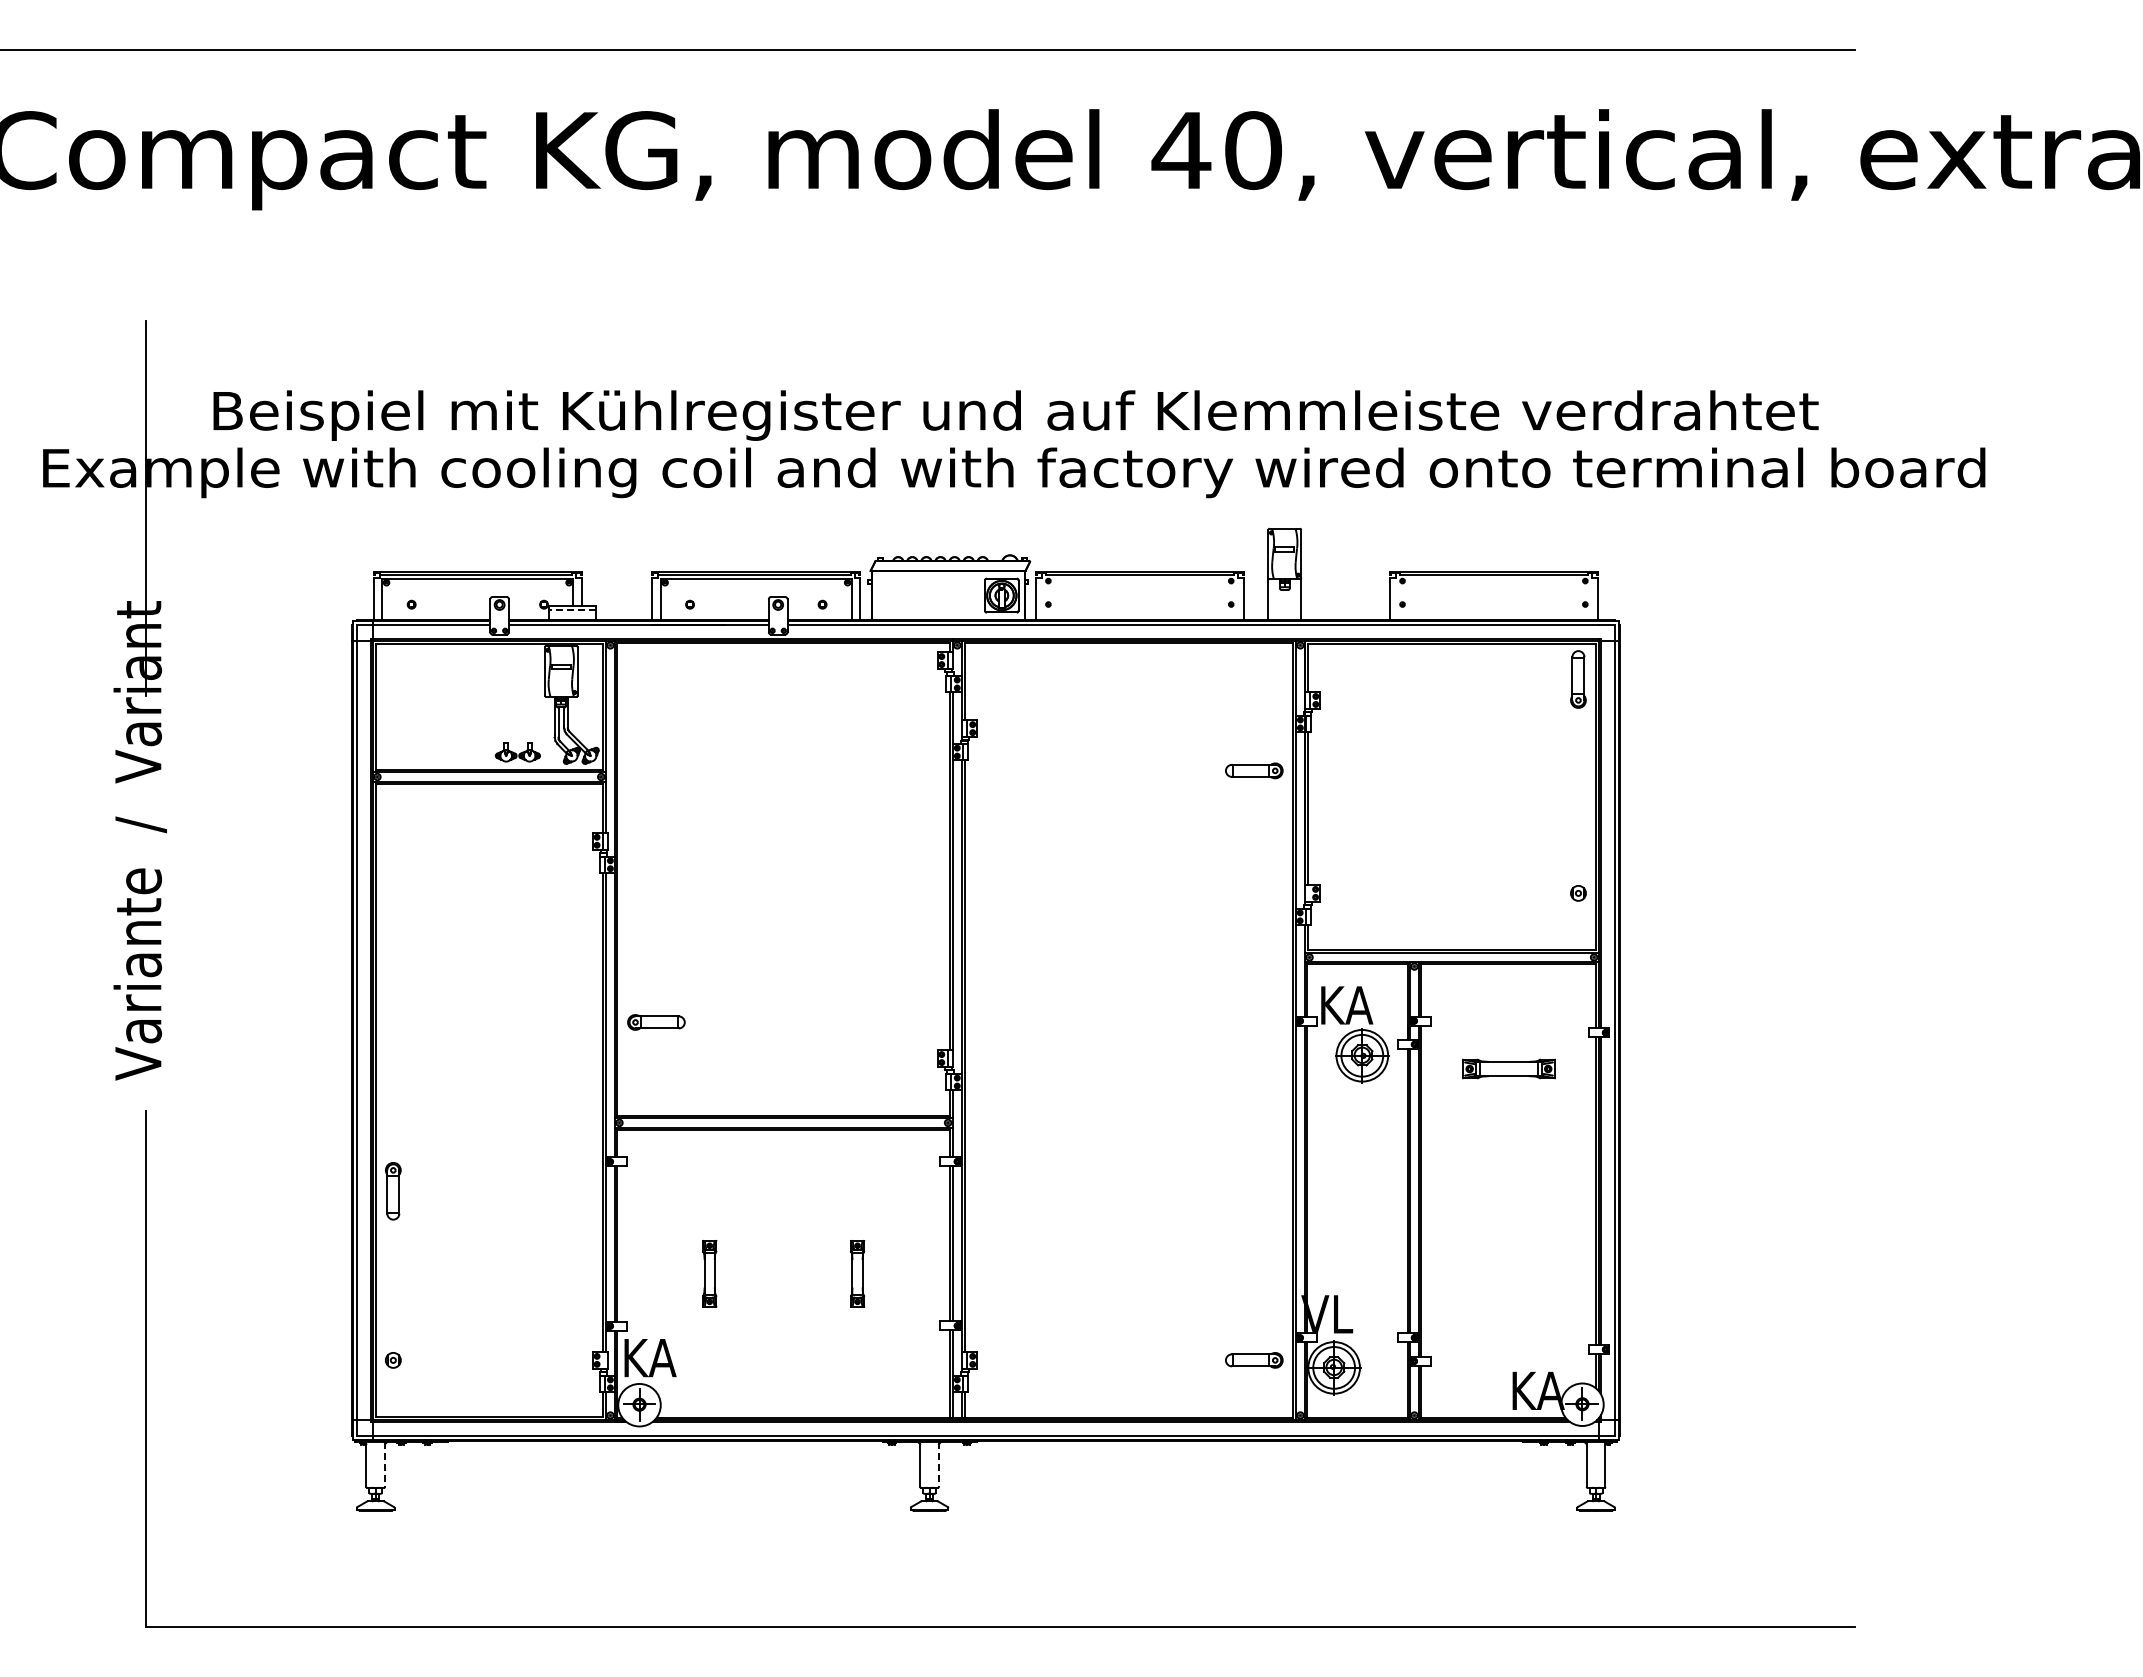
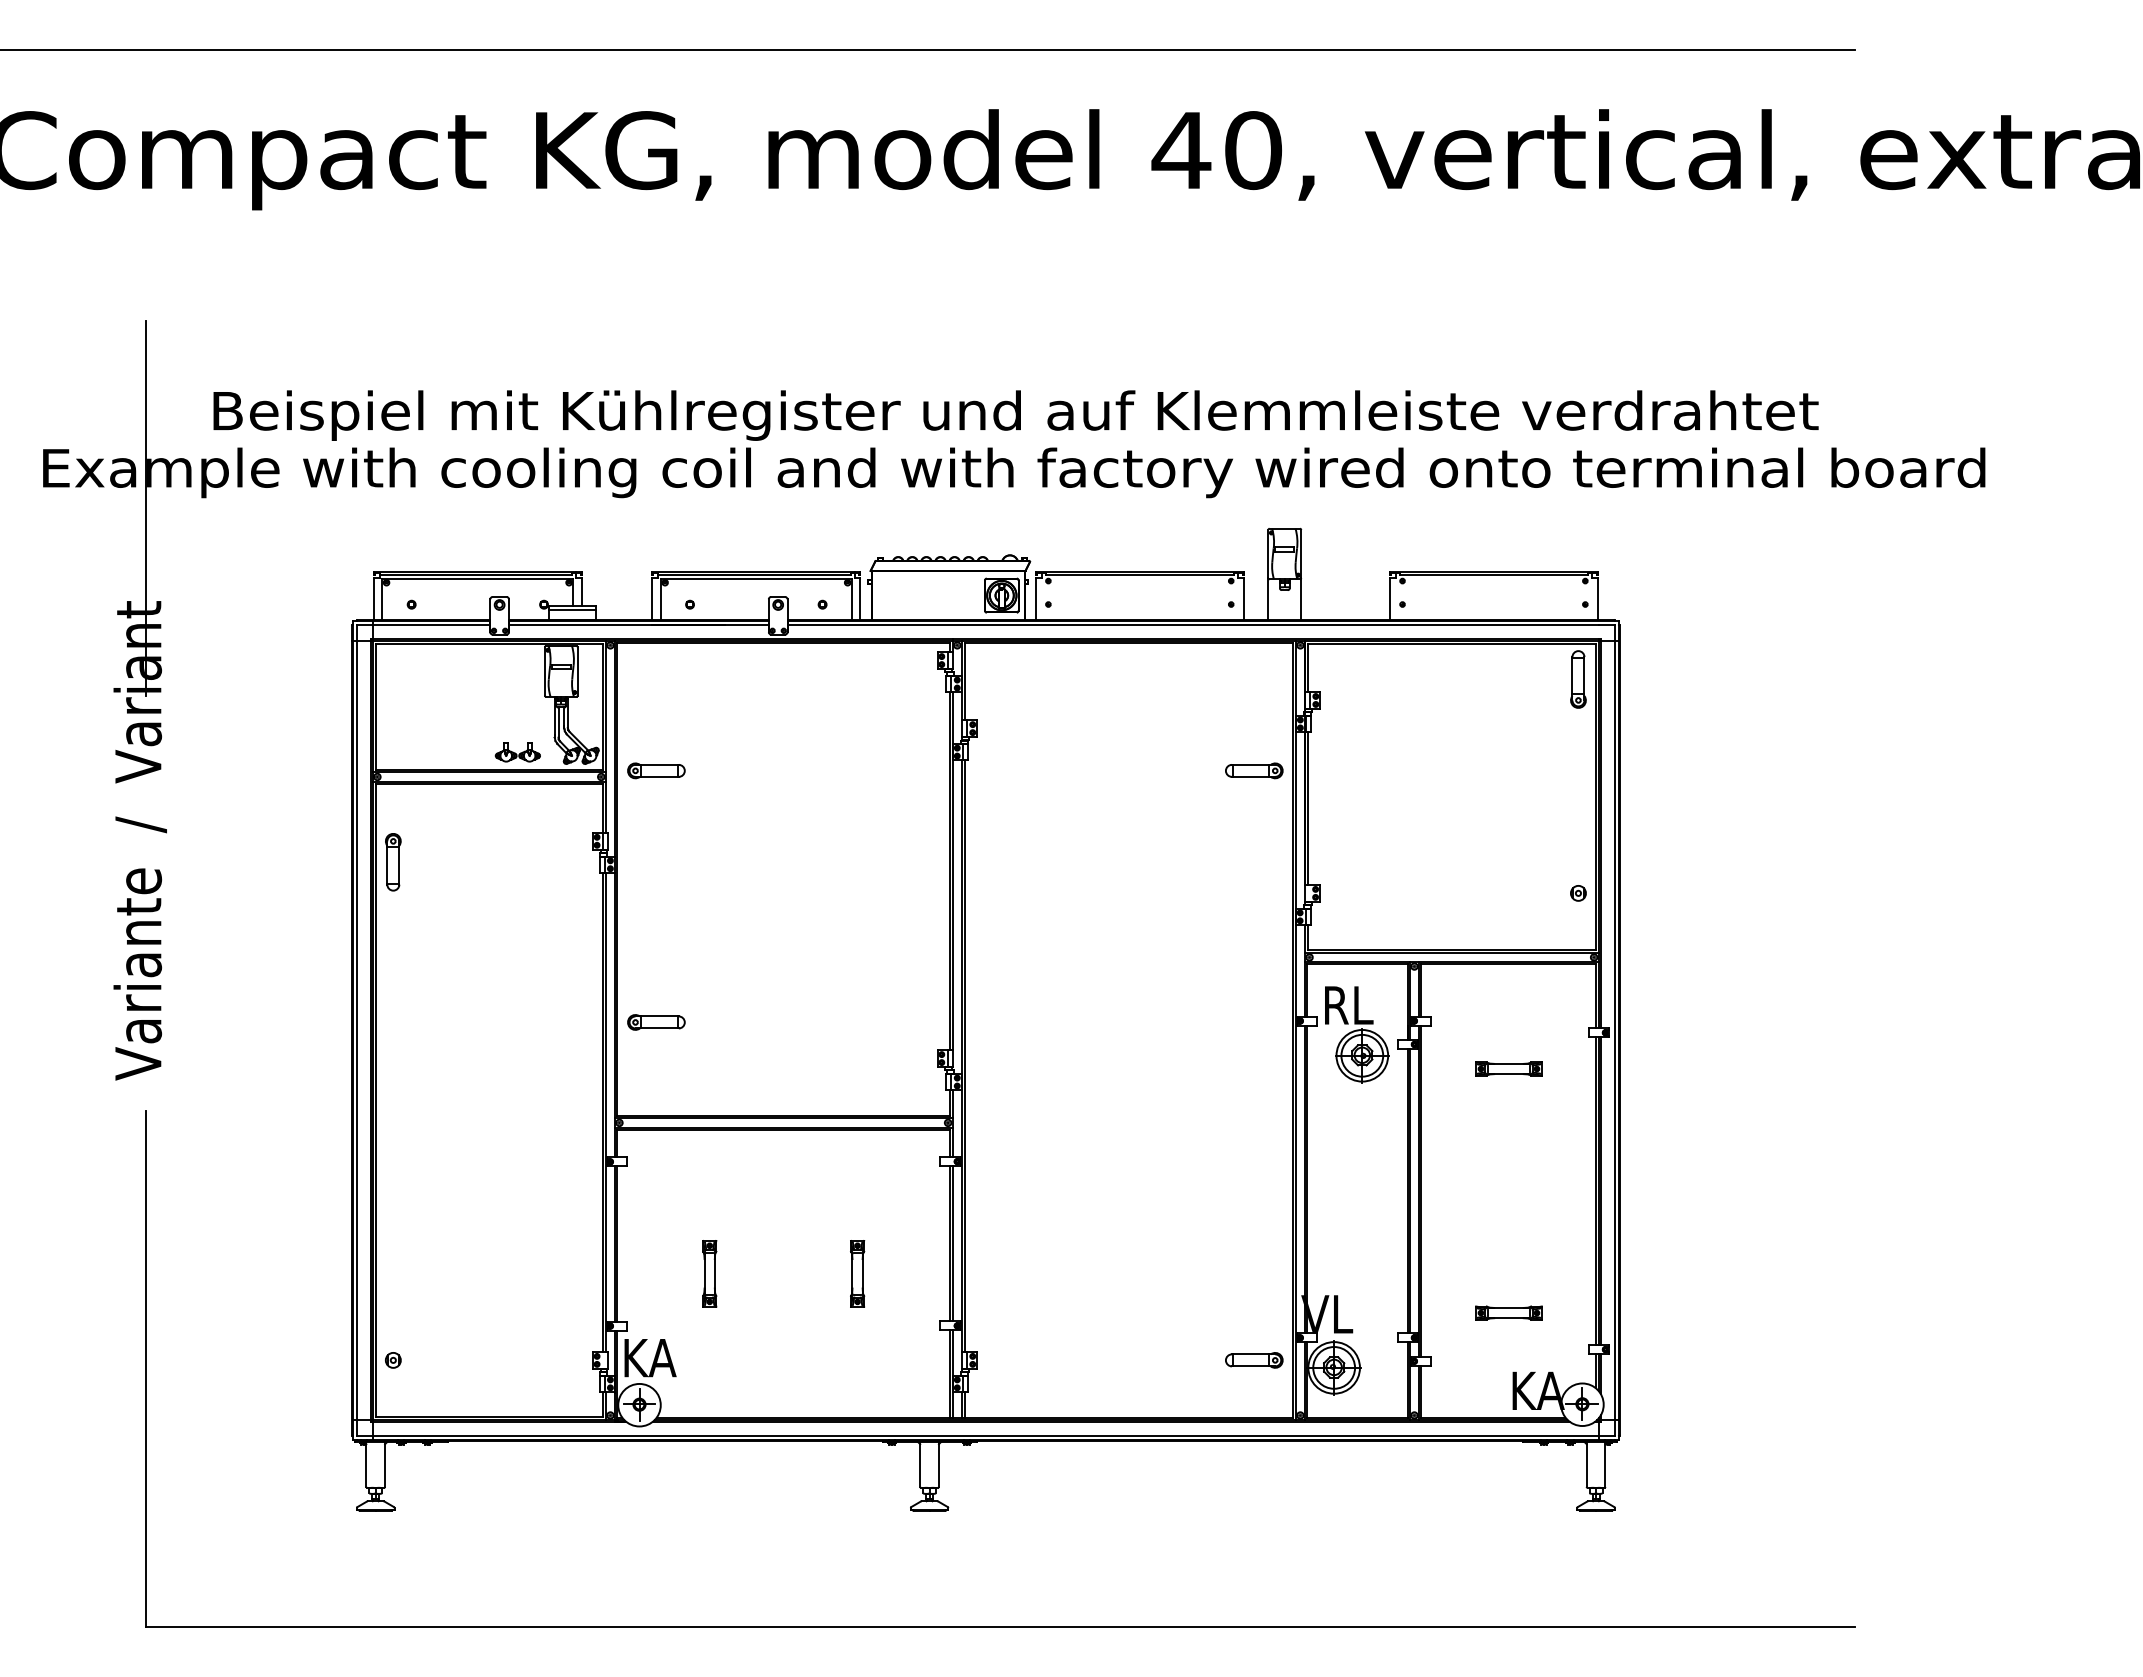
line: dashed -> solid (571, 610)
part: none -> present (656, 770)
text: KA -> RL (1347, 1005)
part size: 94x22 px -> 68x16 px (1508, 1068)
part position: (393, 1191) -> (393, 862) (393, 862)
part: none -> present (1508, 1312)
line: dashed -> solid (385, 1464)
line: dashed -> solid (938, 1464)
